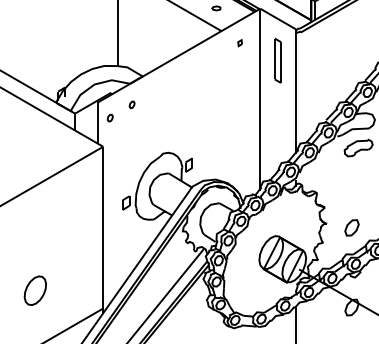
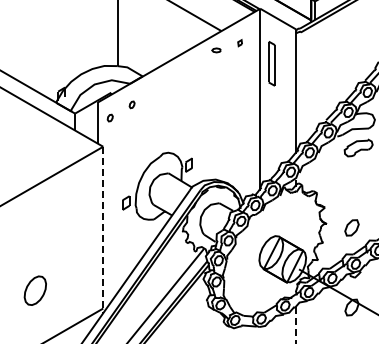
part position: (216, 8) -> (216, 50) (216, 50)
part position: (277, 60) -> (271, 63) (271, 63)
line: solid -> dashed (103, 230)
line: solid -> dashed (296, 325)
